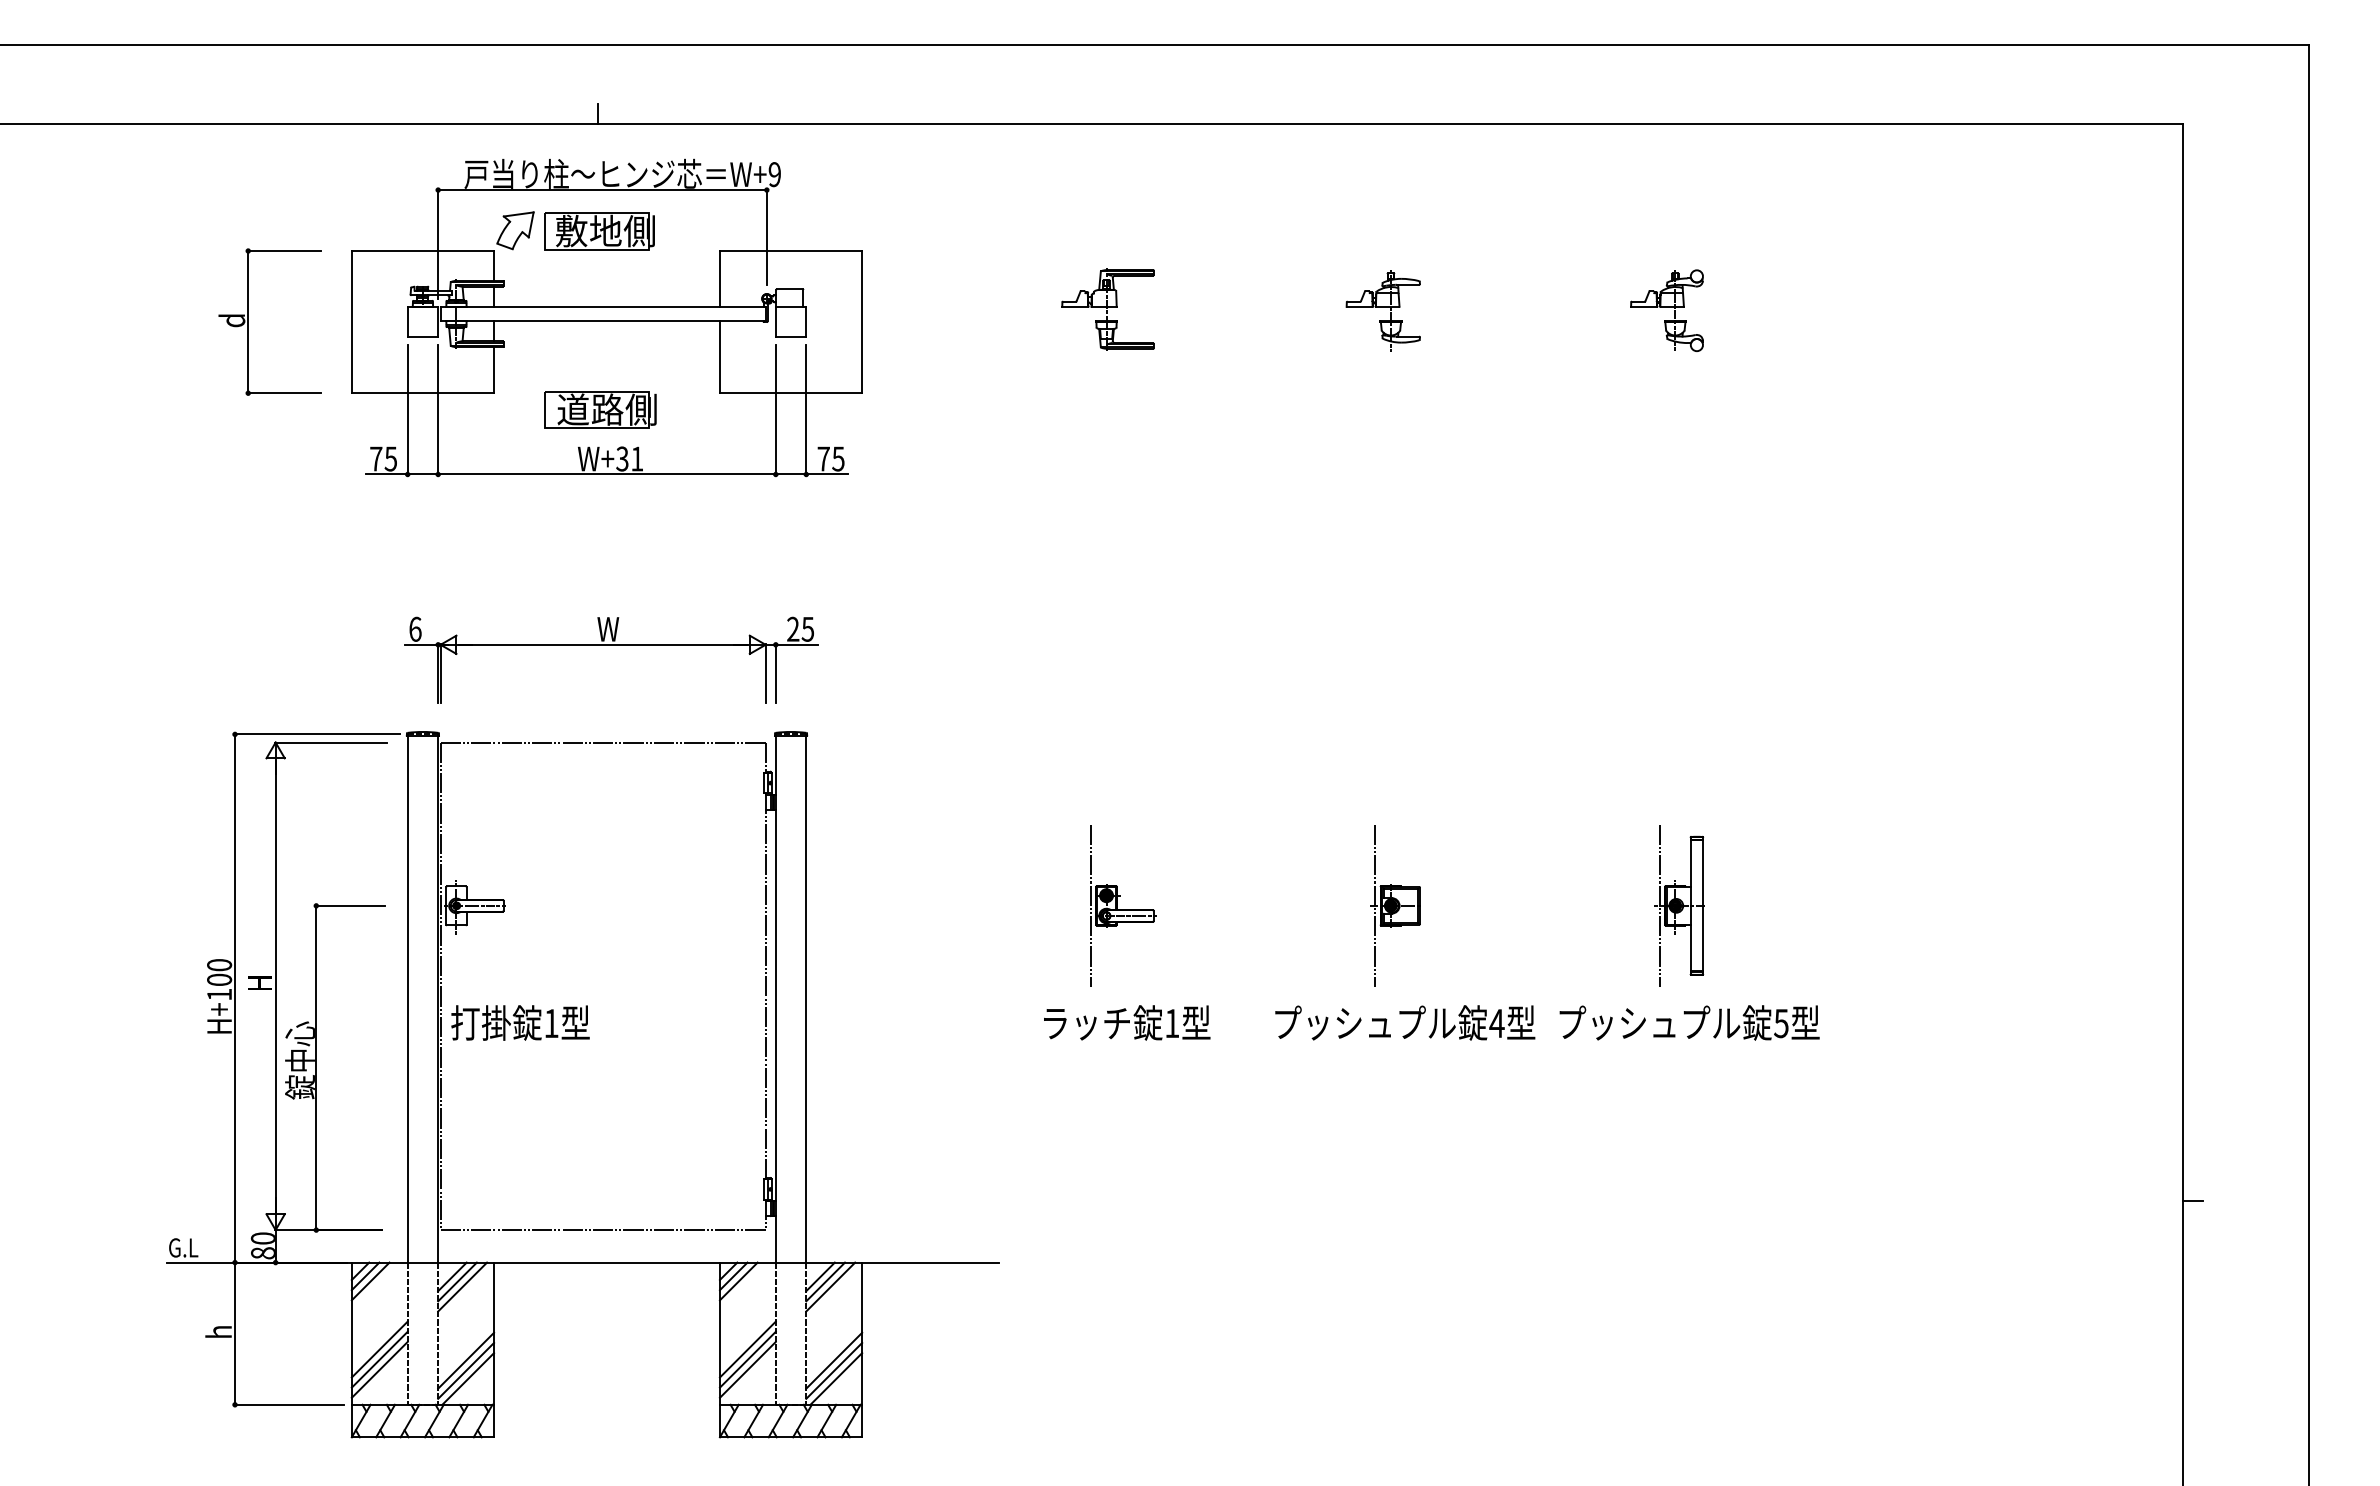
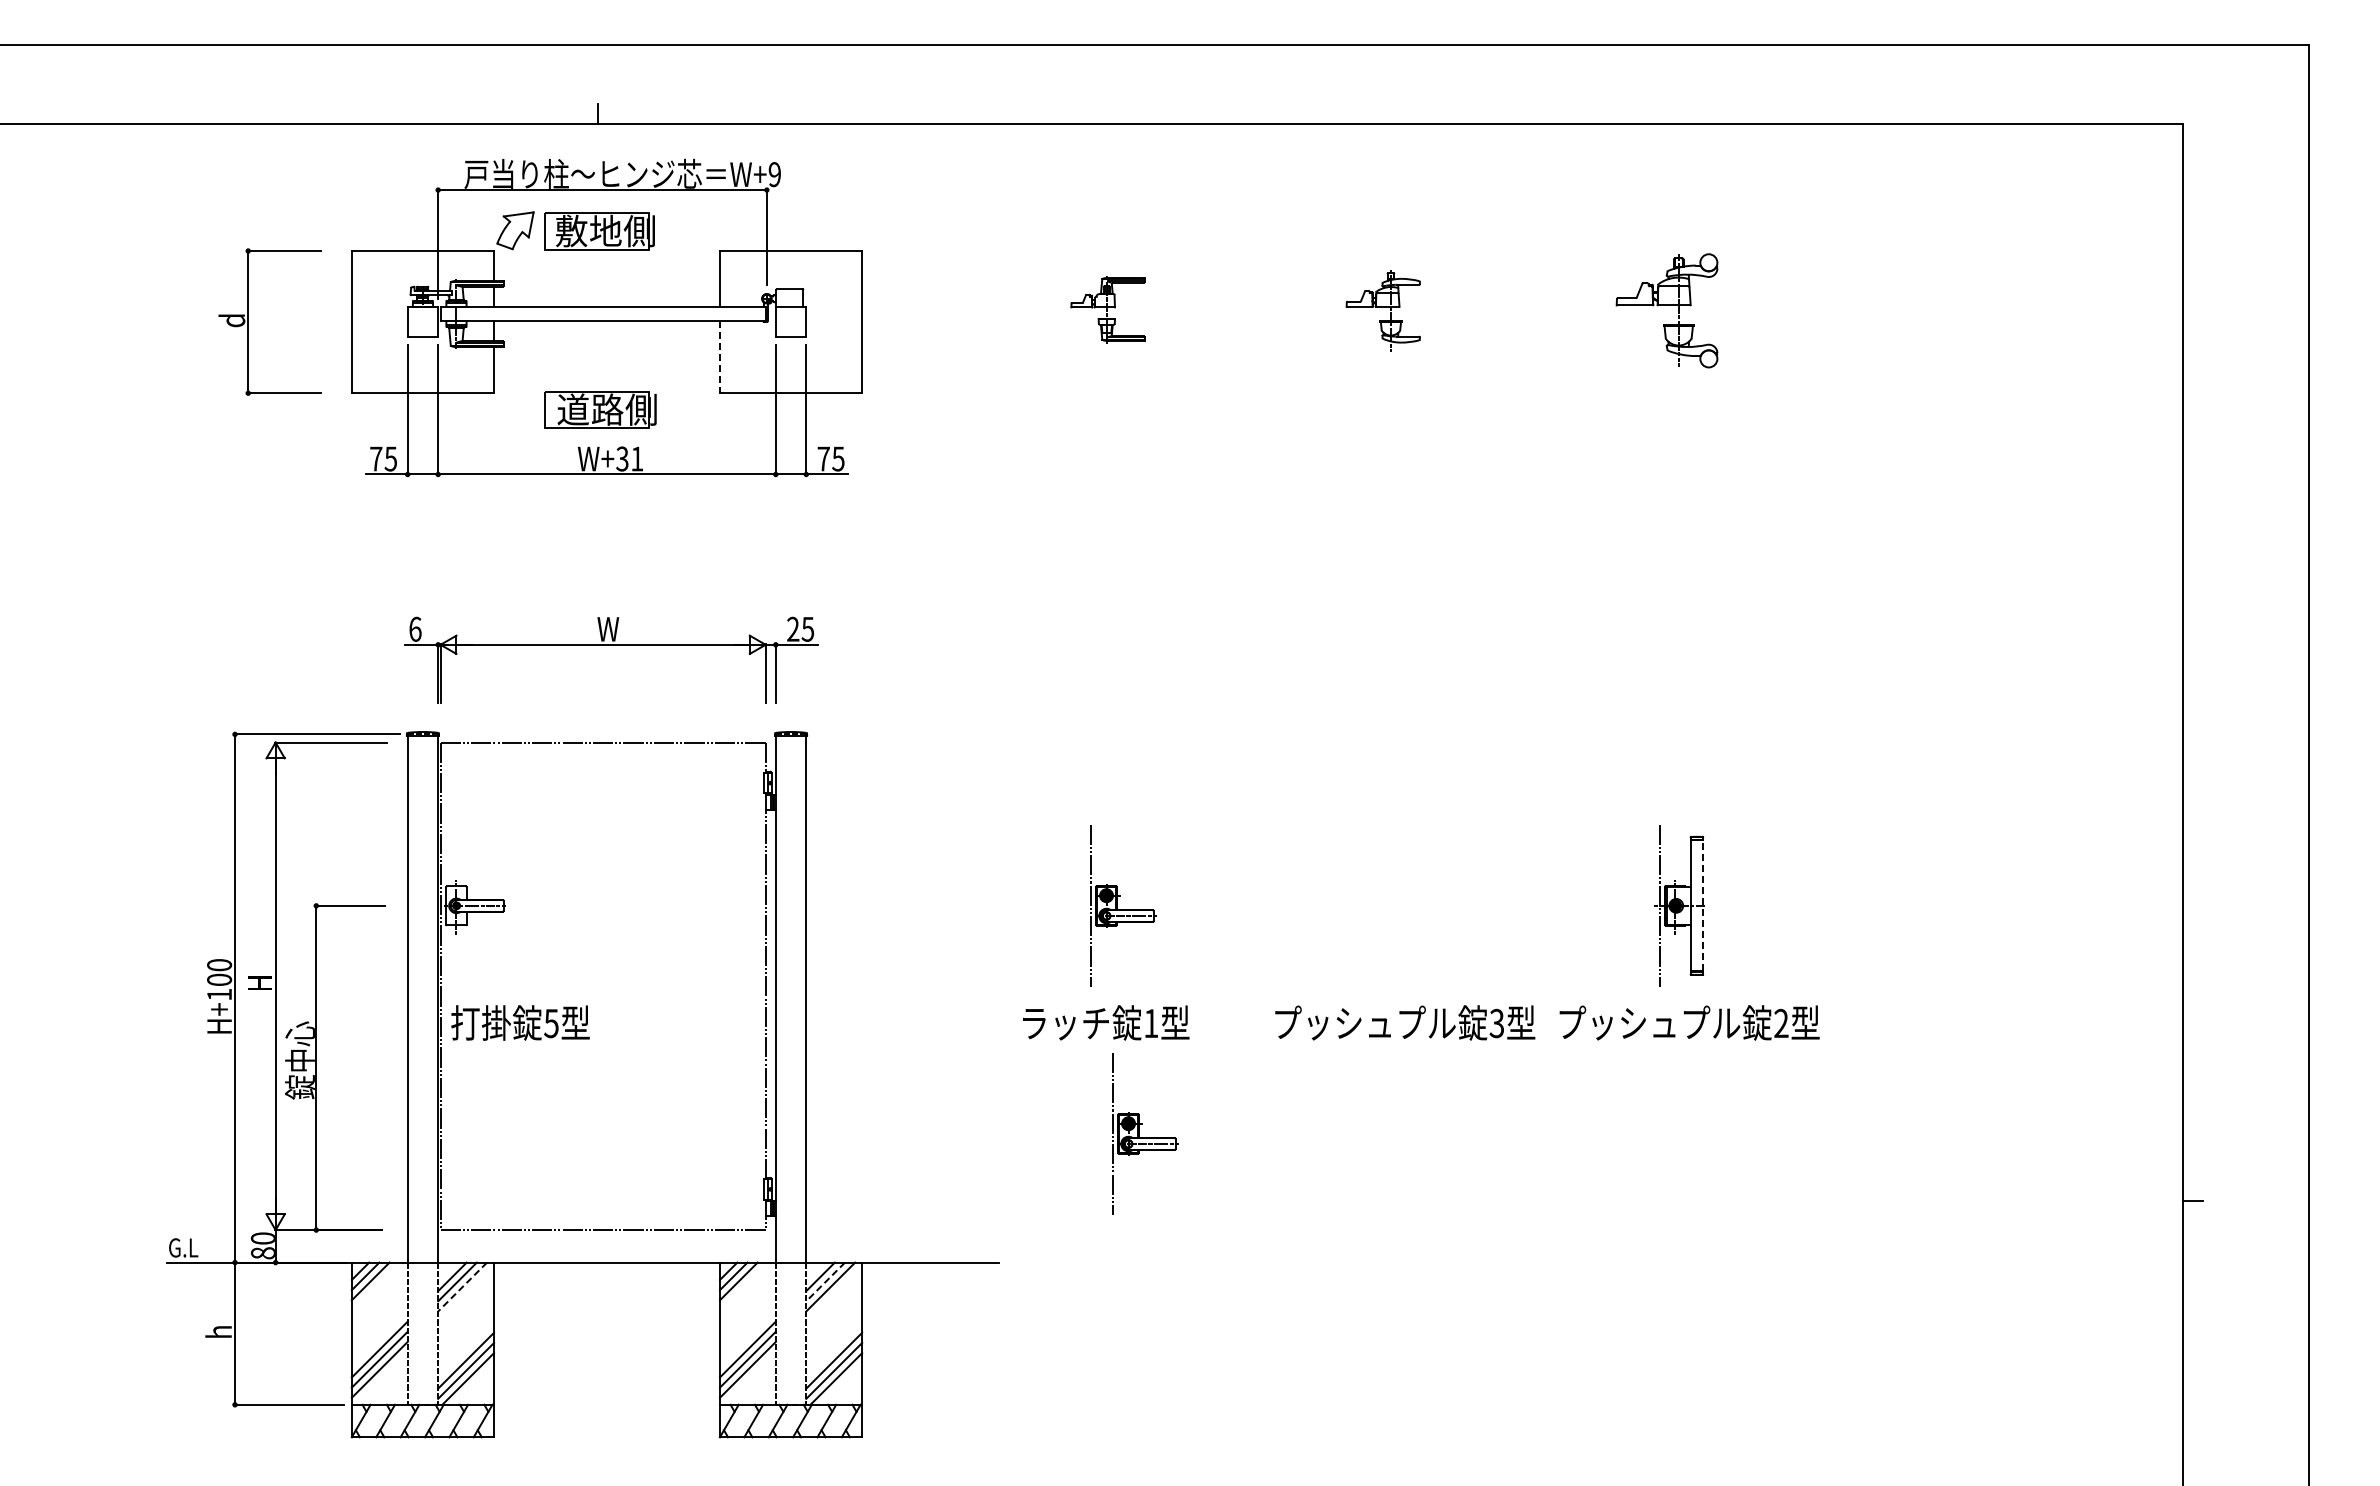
part size: 94x83 px -> 76x68 px (1107, 309)
part size: 74x83 px -> 104x116 px (1666, 310)
line: solid -> dashed (719, 357)
part: present -> none (1395, 905)
line: solid -> dashed (1703, 905)
text position: (1127, 1022) -> (1106, 1022) (1106, 1022)
text: 1 -> 5 (551, 1023)
text: 4 -> 3 (1496, 1023)
text: 5 -> 2 (1781, 1023)
part: none -> present (1145, 1133)
line: solid -> dashed (825, 1282)
line: solid -> dashed (462, 1287)
